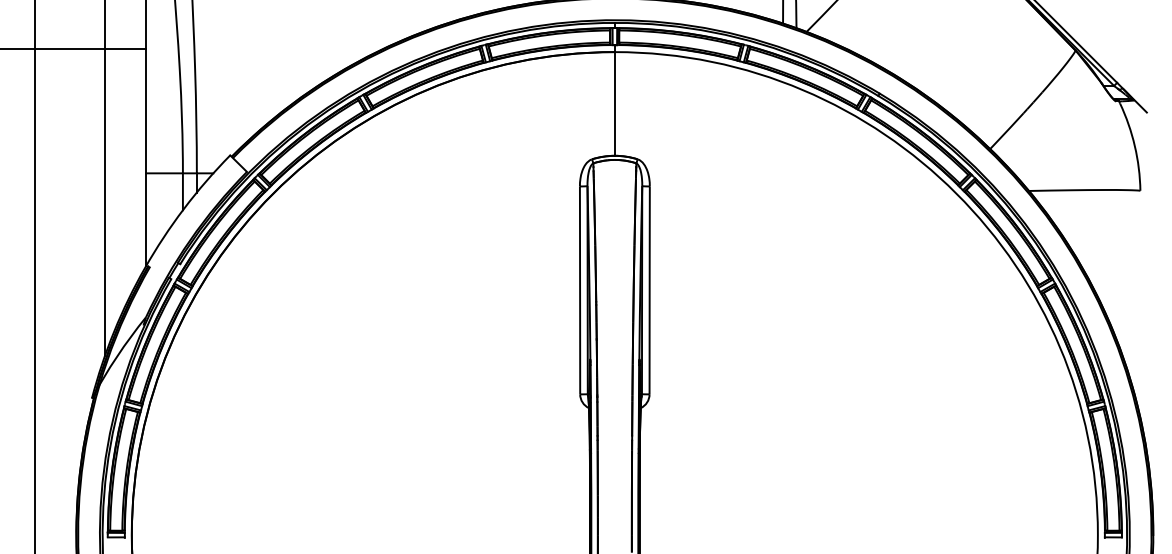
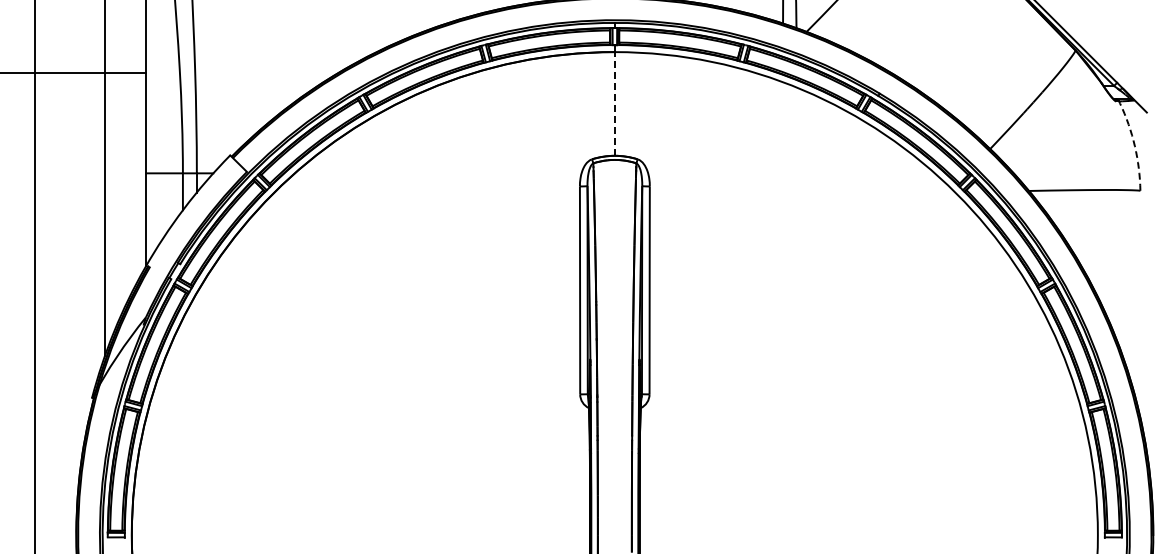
line position: (74, 49) -> (74, 73) (74, 73)
line: solid -> dashed (614, 103)
arc: solid -> dashed (1134, 146)
